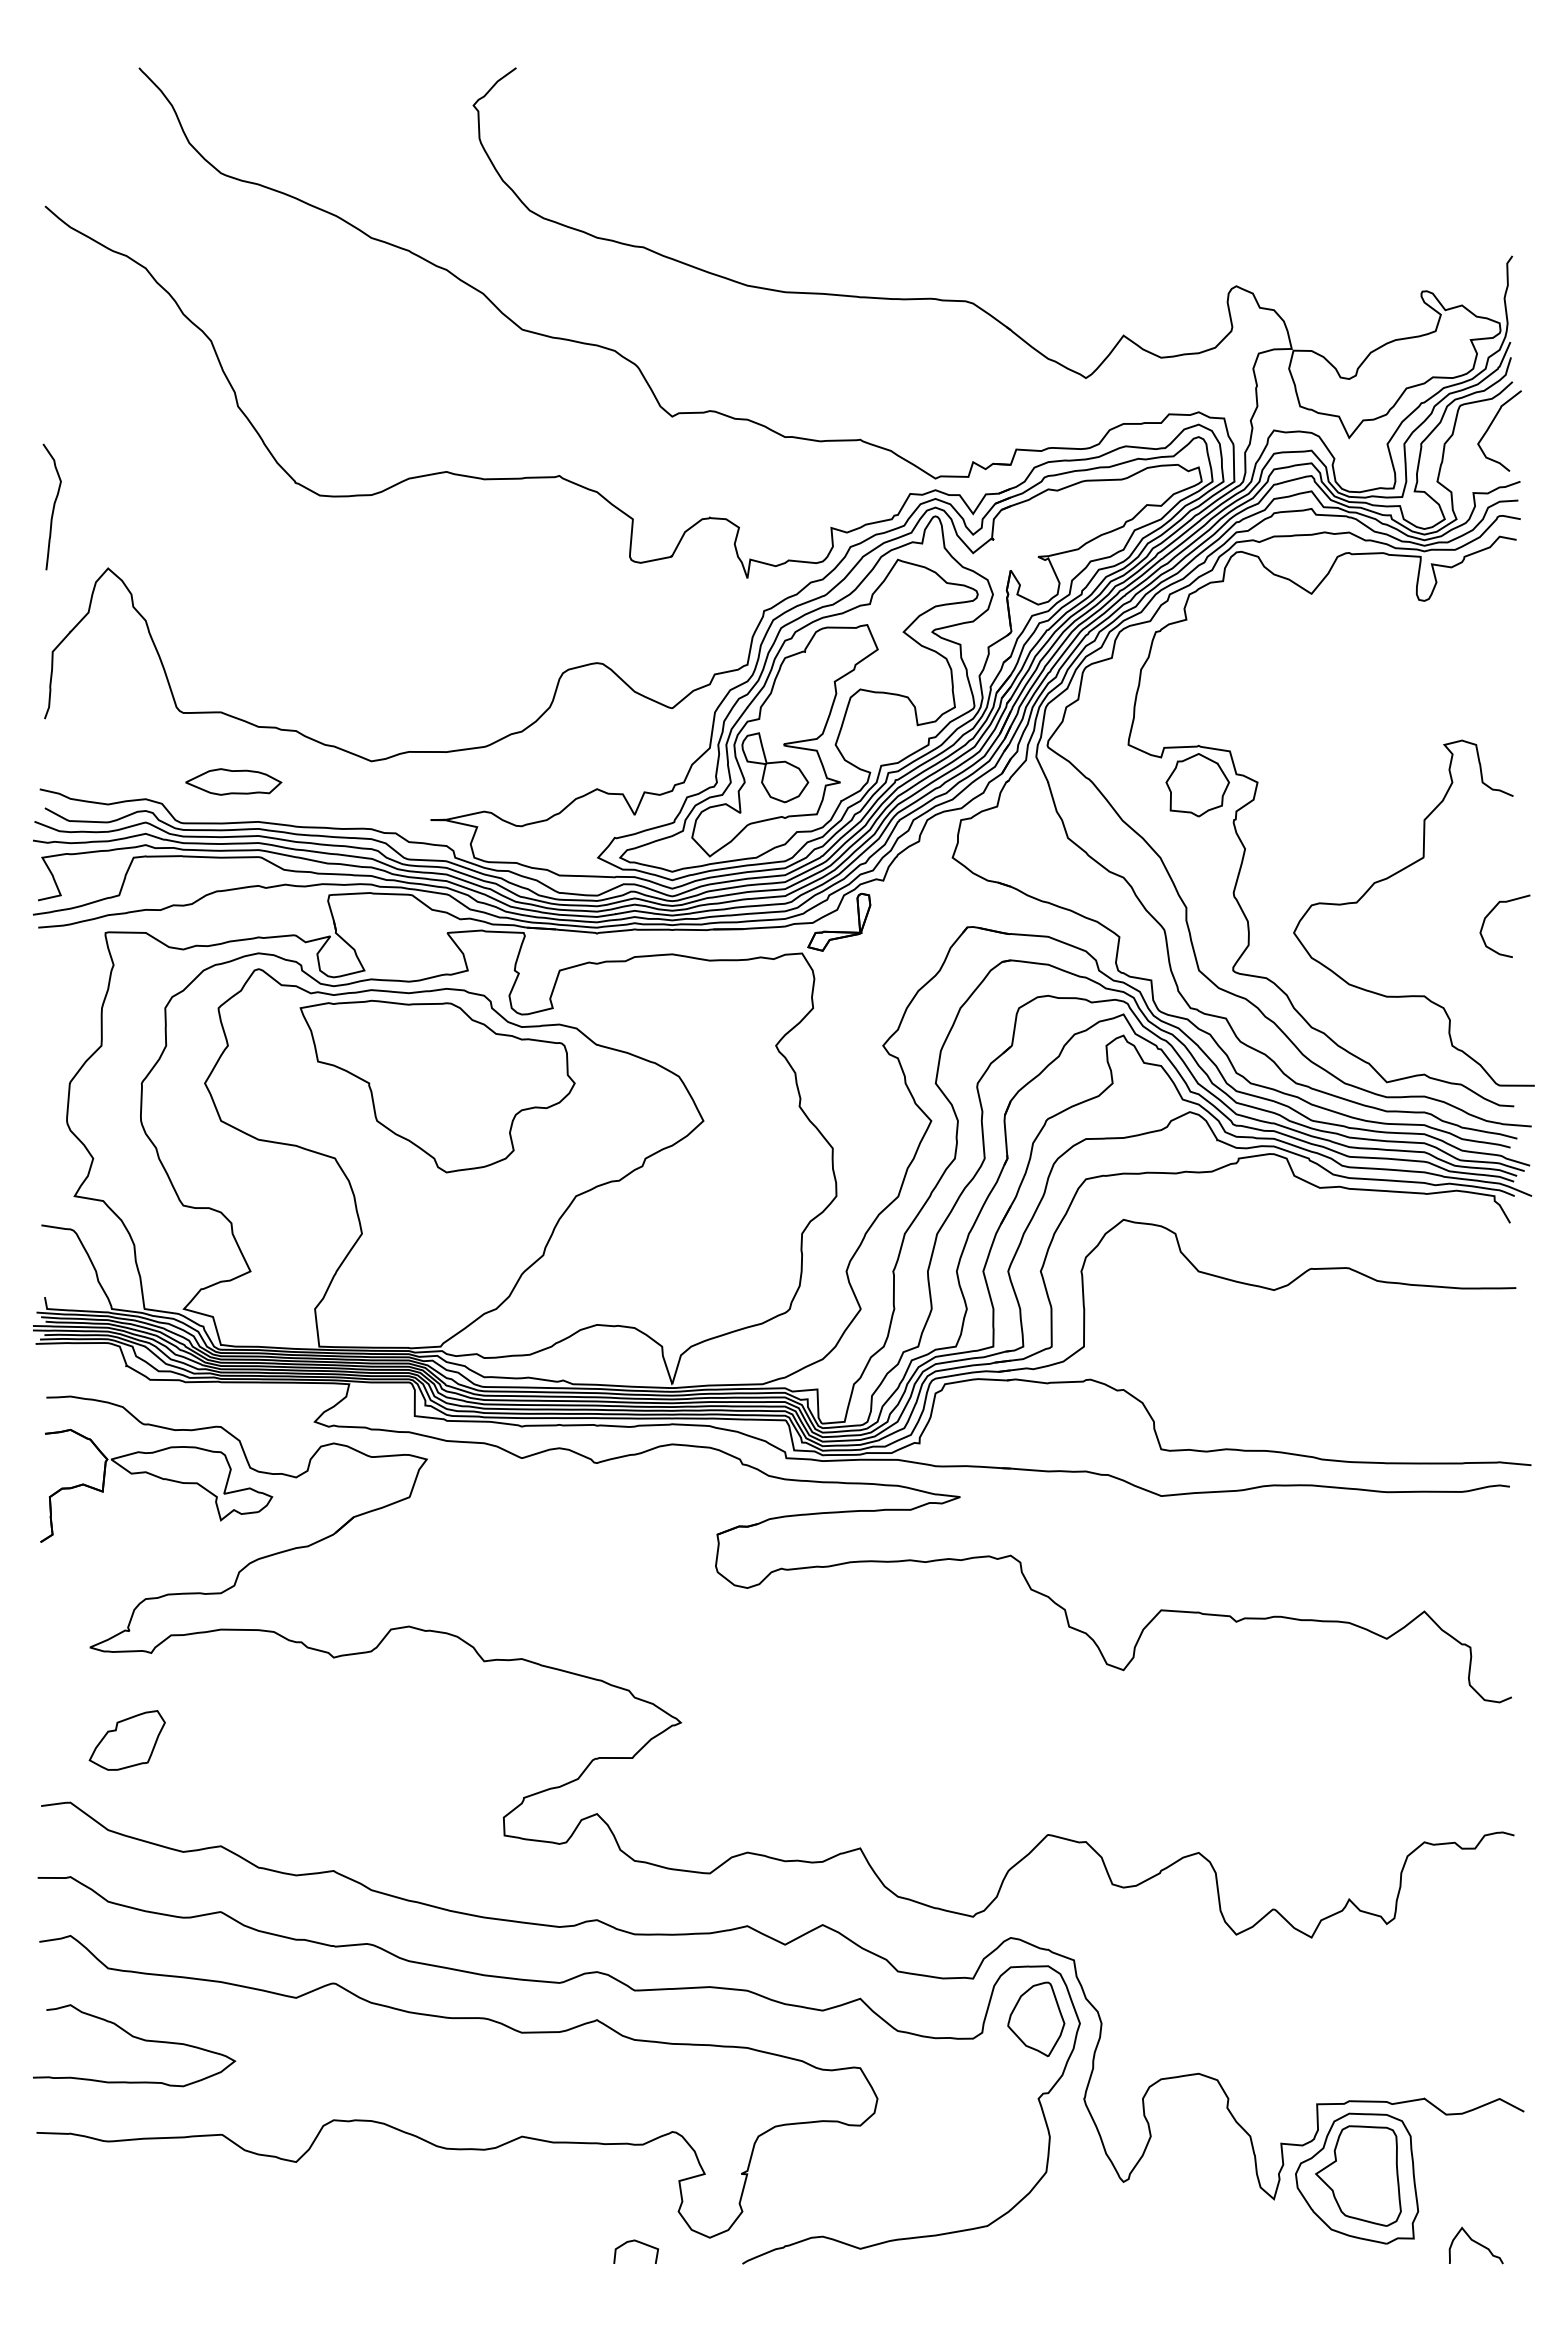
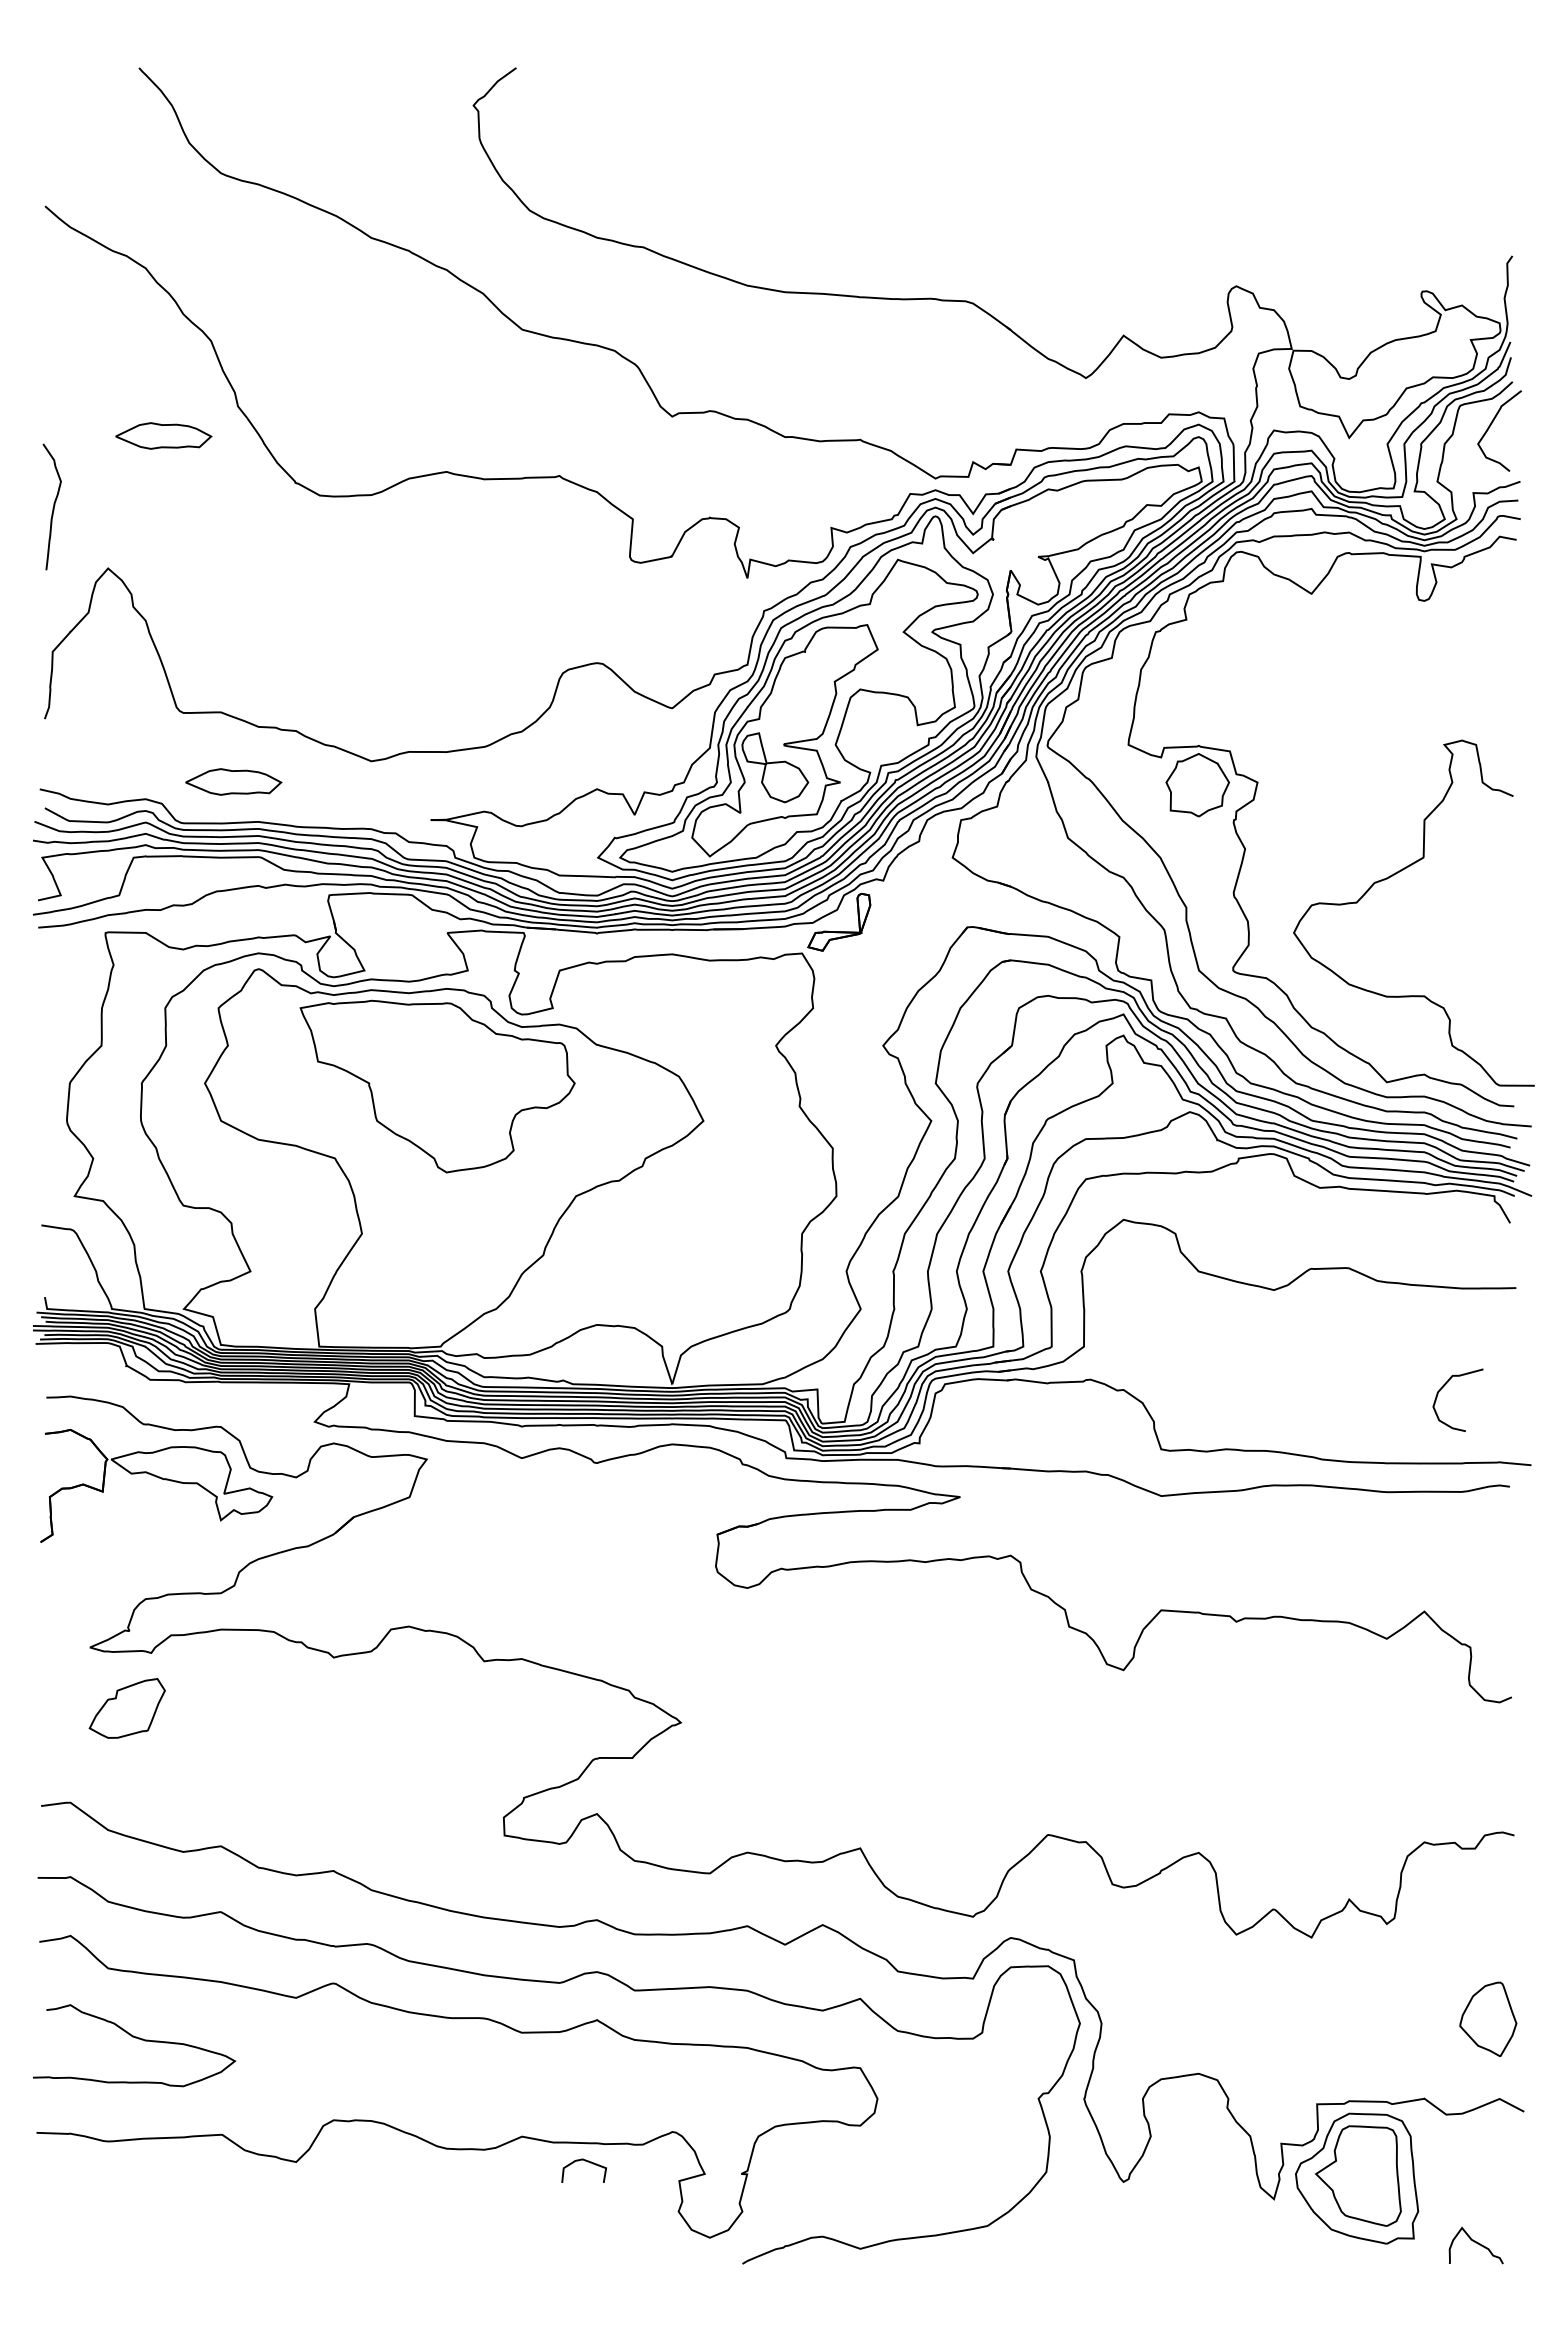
part: none -> present (163, 435)
curve position: (1491, 912) -> (1444, 1386) (1444, 1386)
part position: (126, 1740) -> (126, 1708) (126, 1708)
part position: (1036, 2019) -> (1488, 2019) (1488, 2019)
curve position: (639, 2243) -> (587, 2162) (587, 2162)
